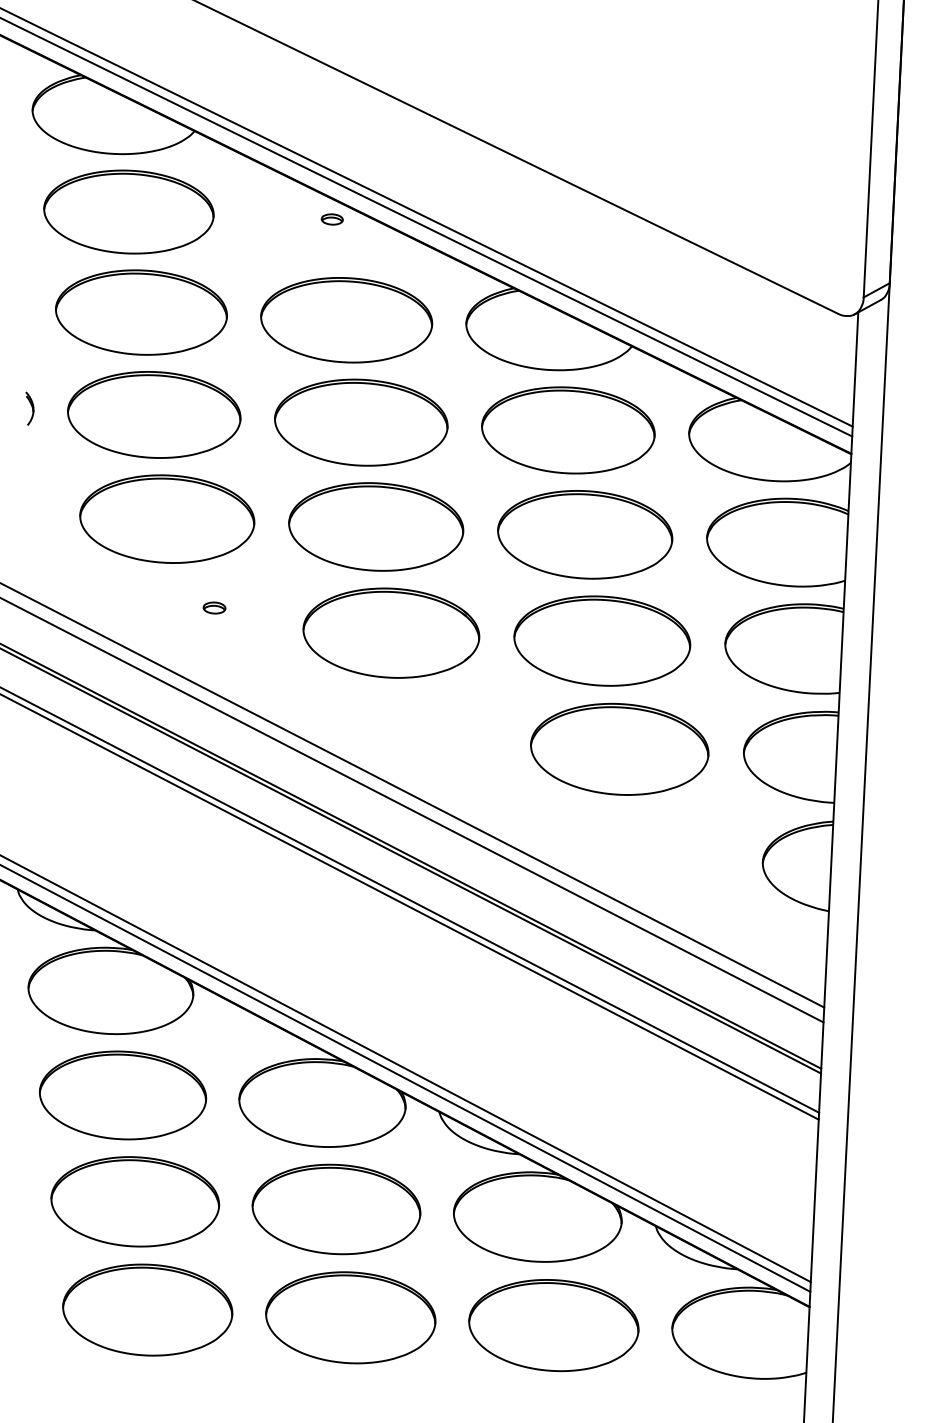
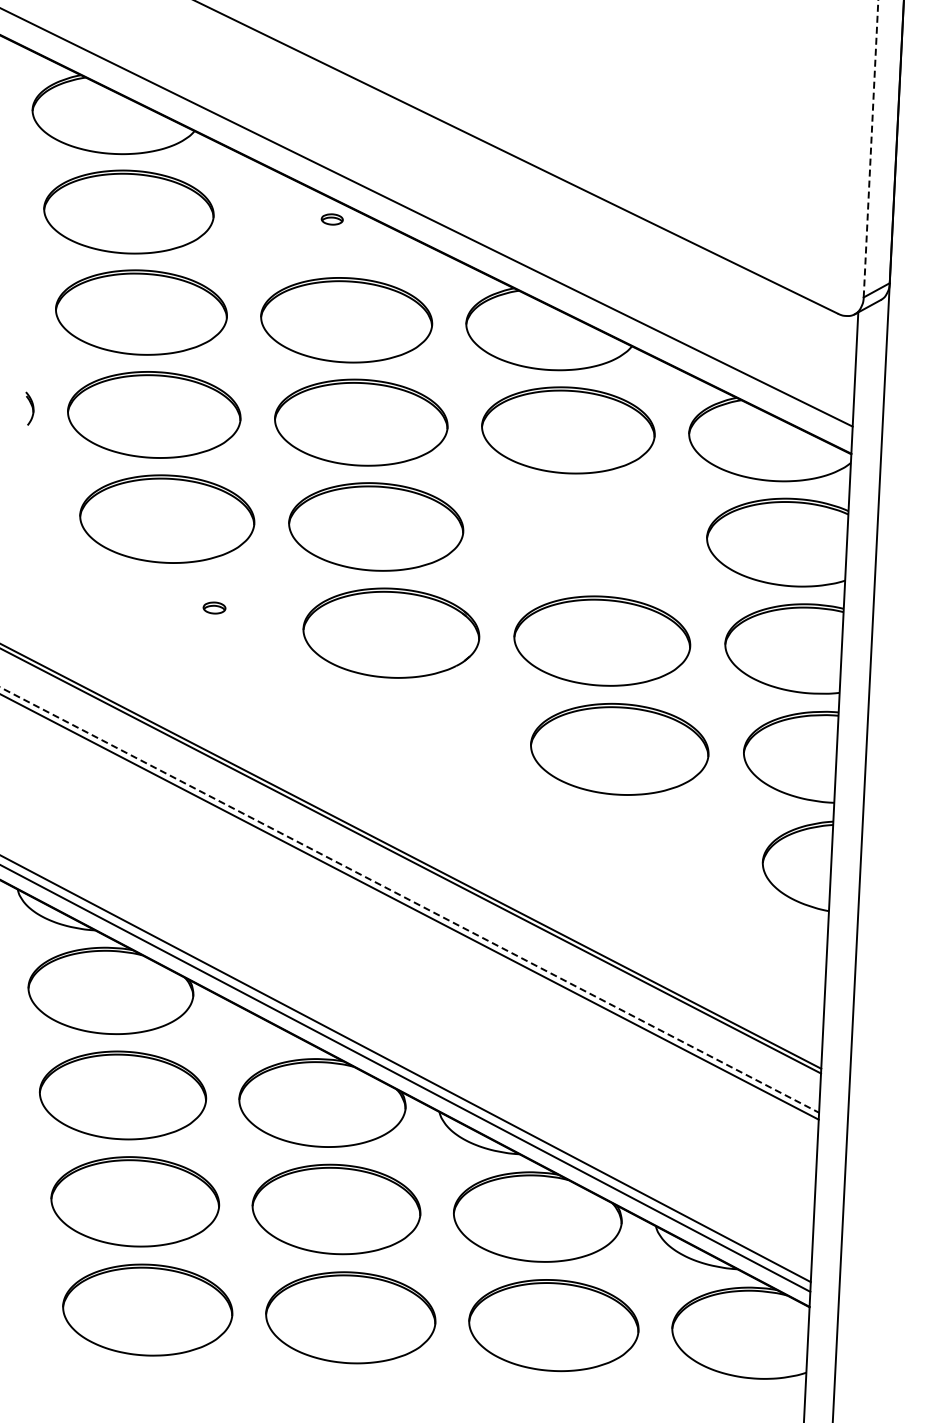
line: solid -> dashed (871, 148)
line: present -> none (427, 227)
part: present -> none (585, 534)
line: present -> none (413, 795)
line: present -> none (412, 810)
line: solid -> dashed (410, 900)
